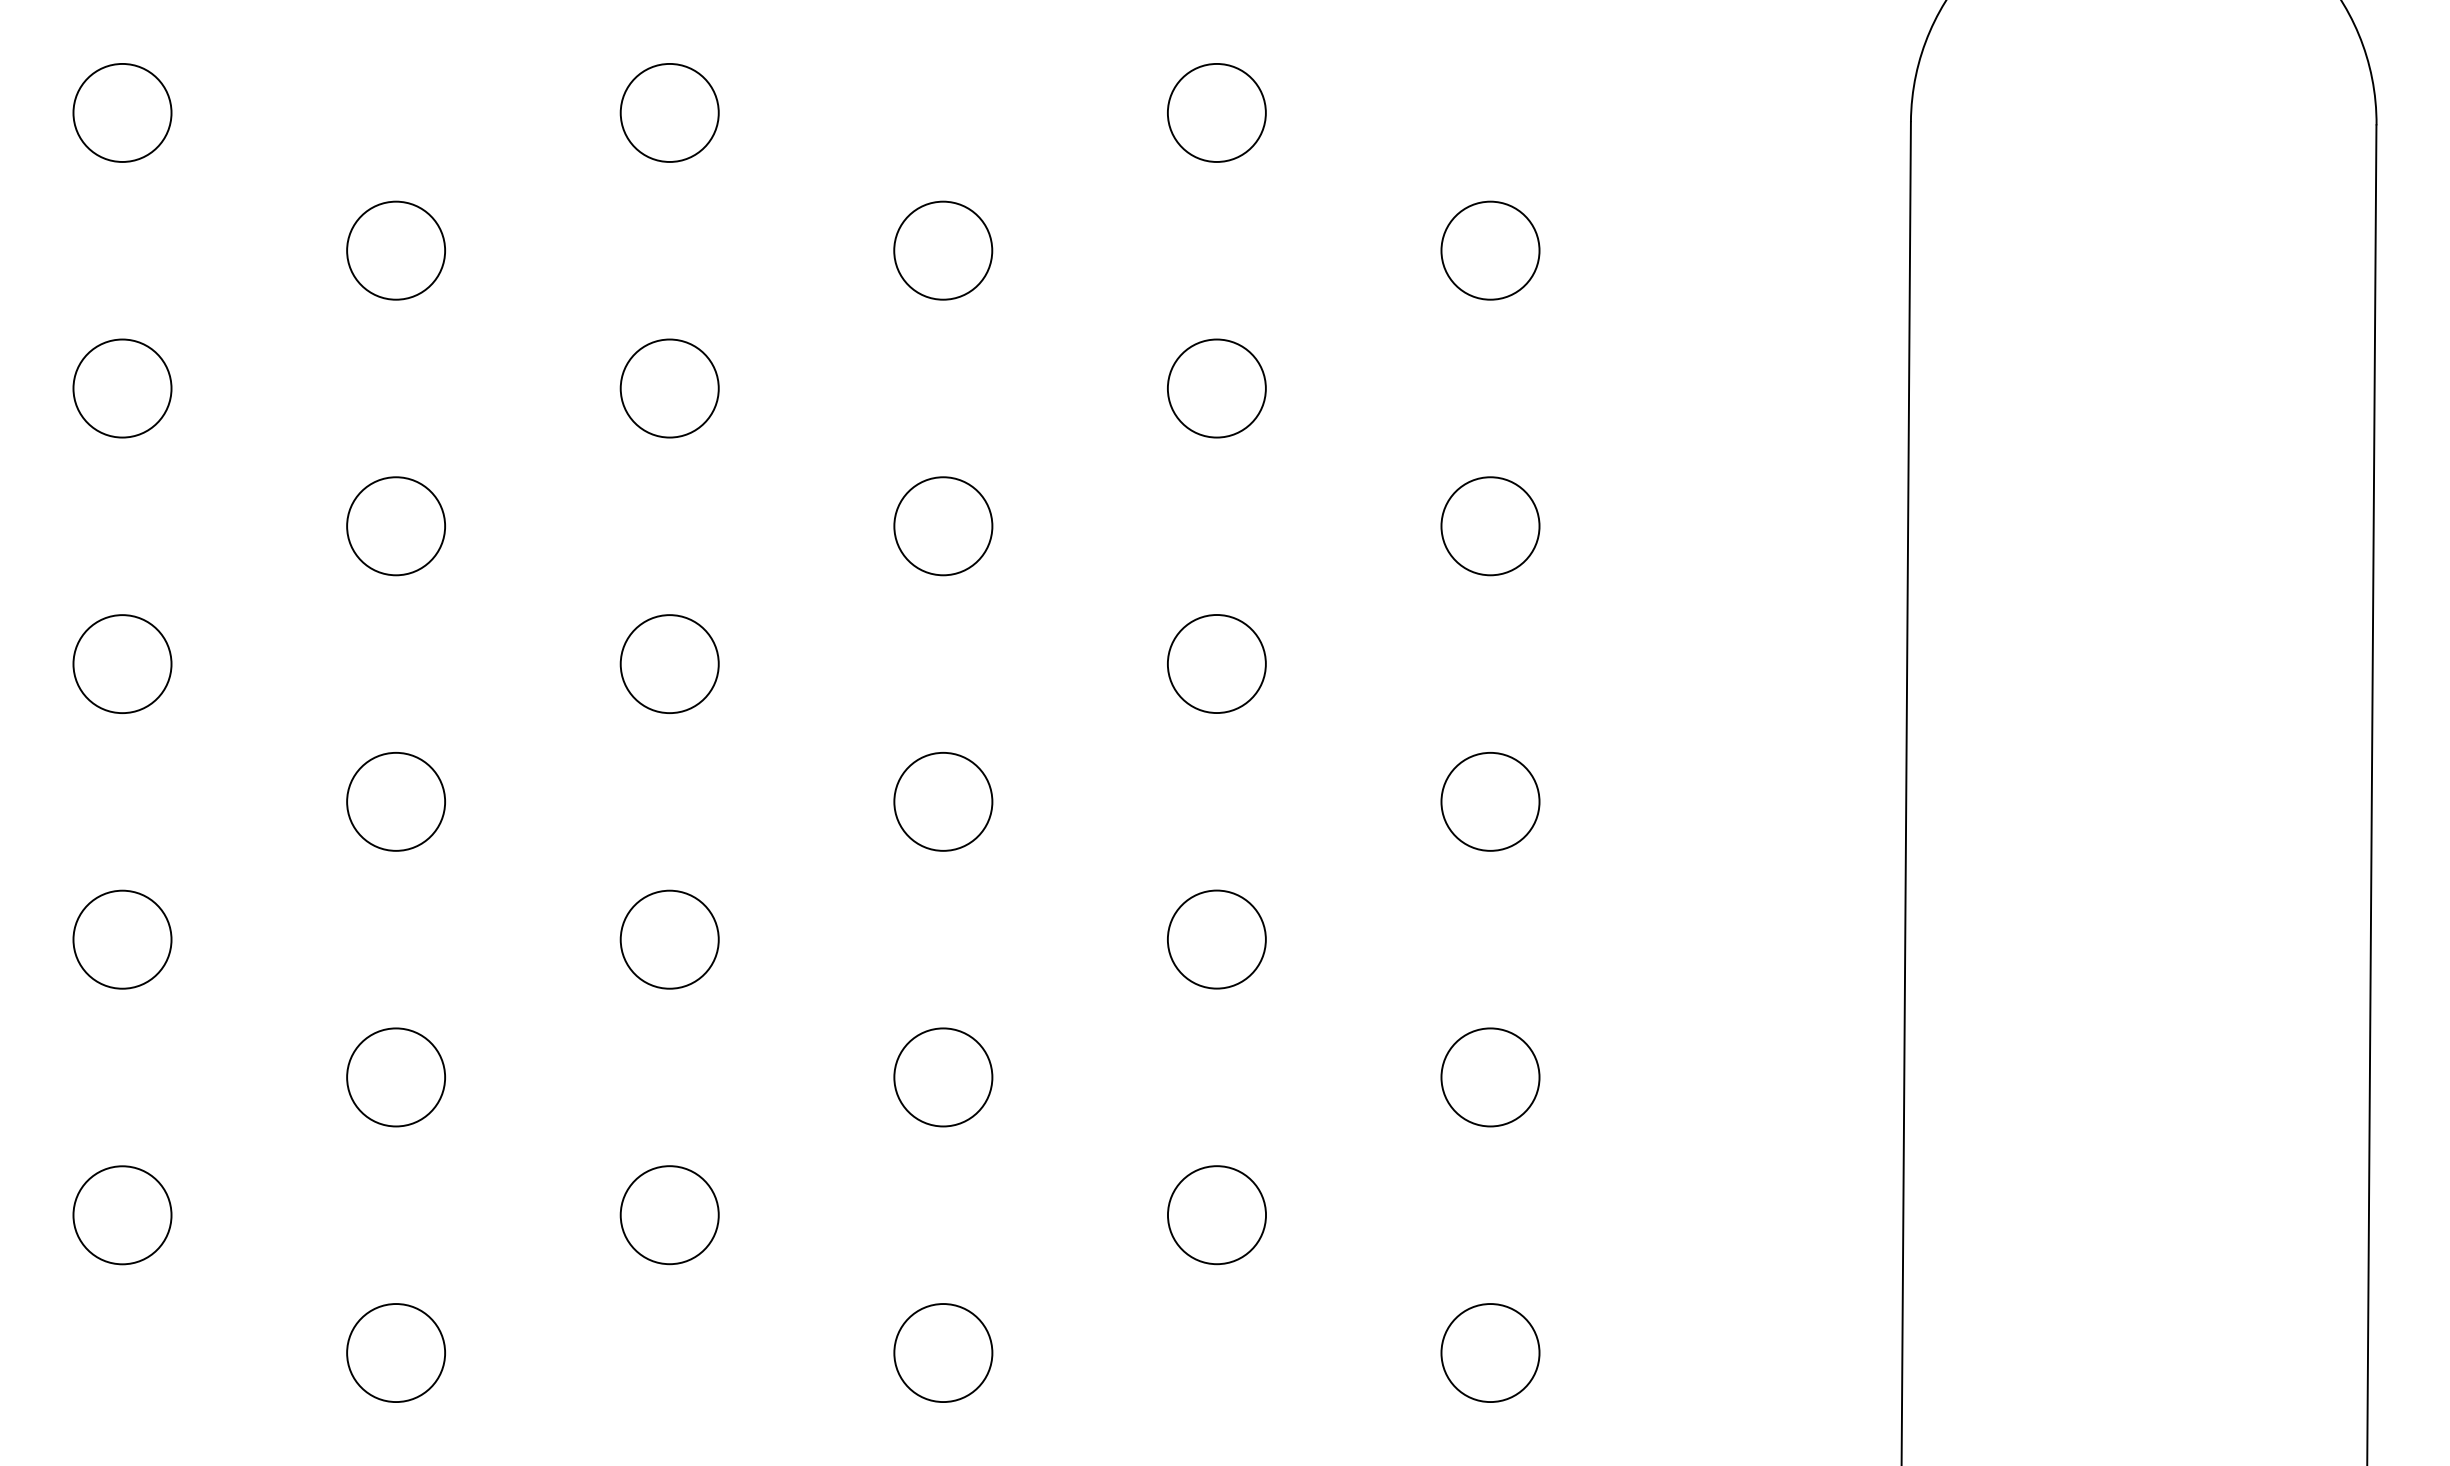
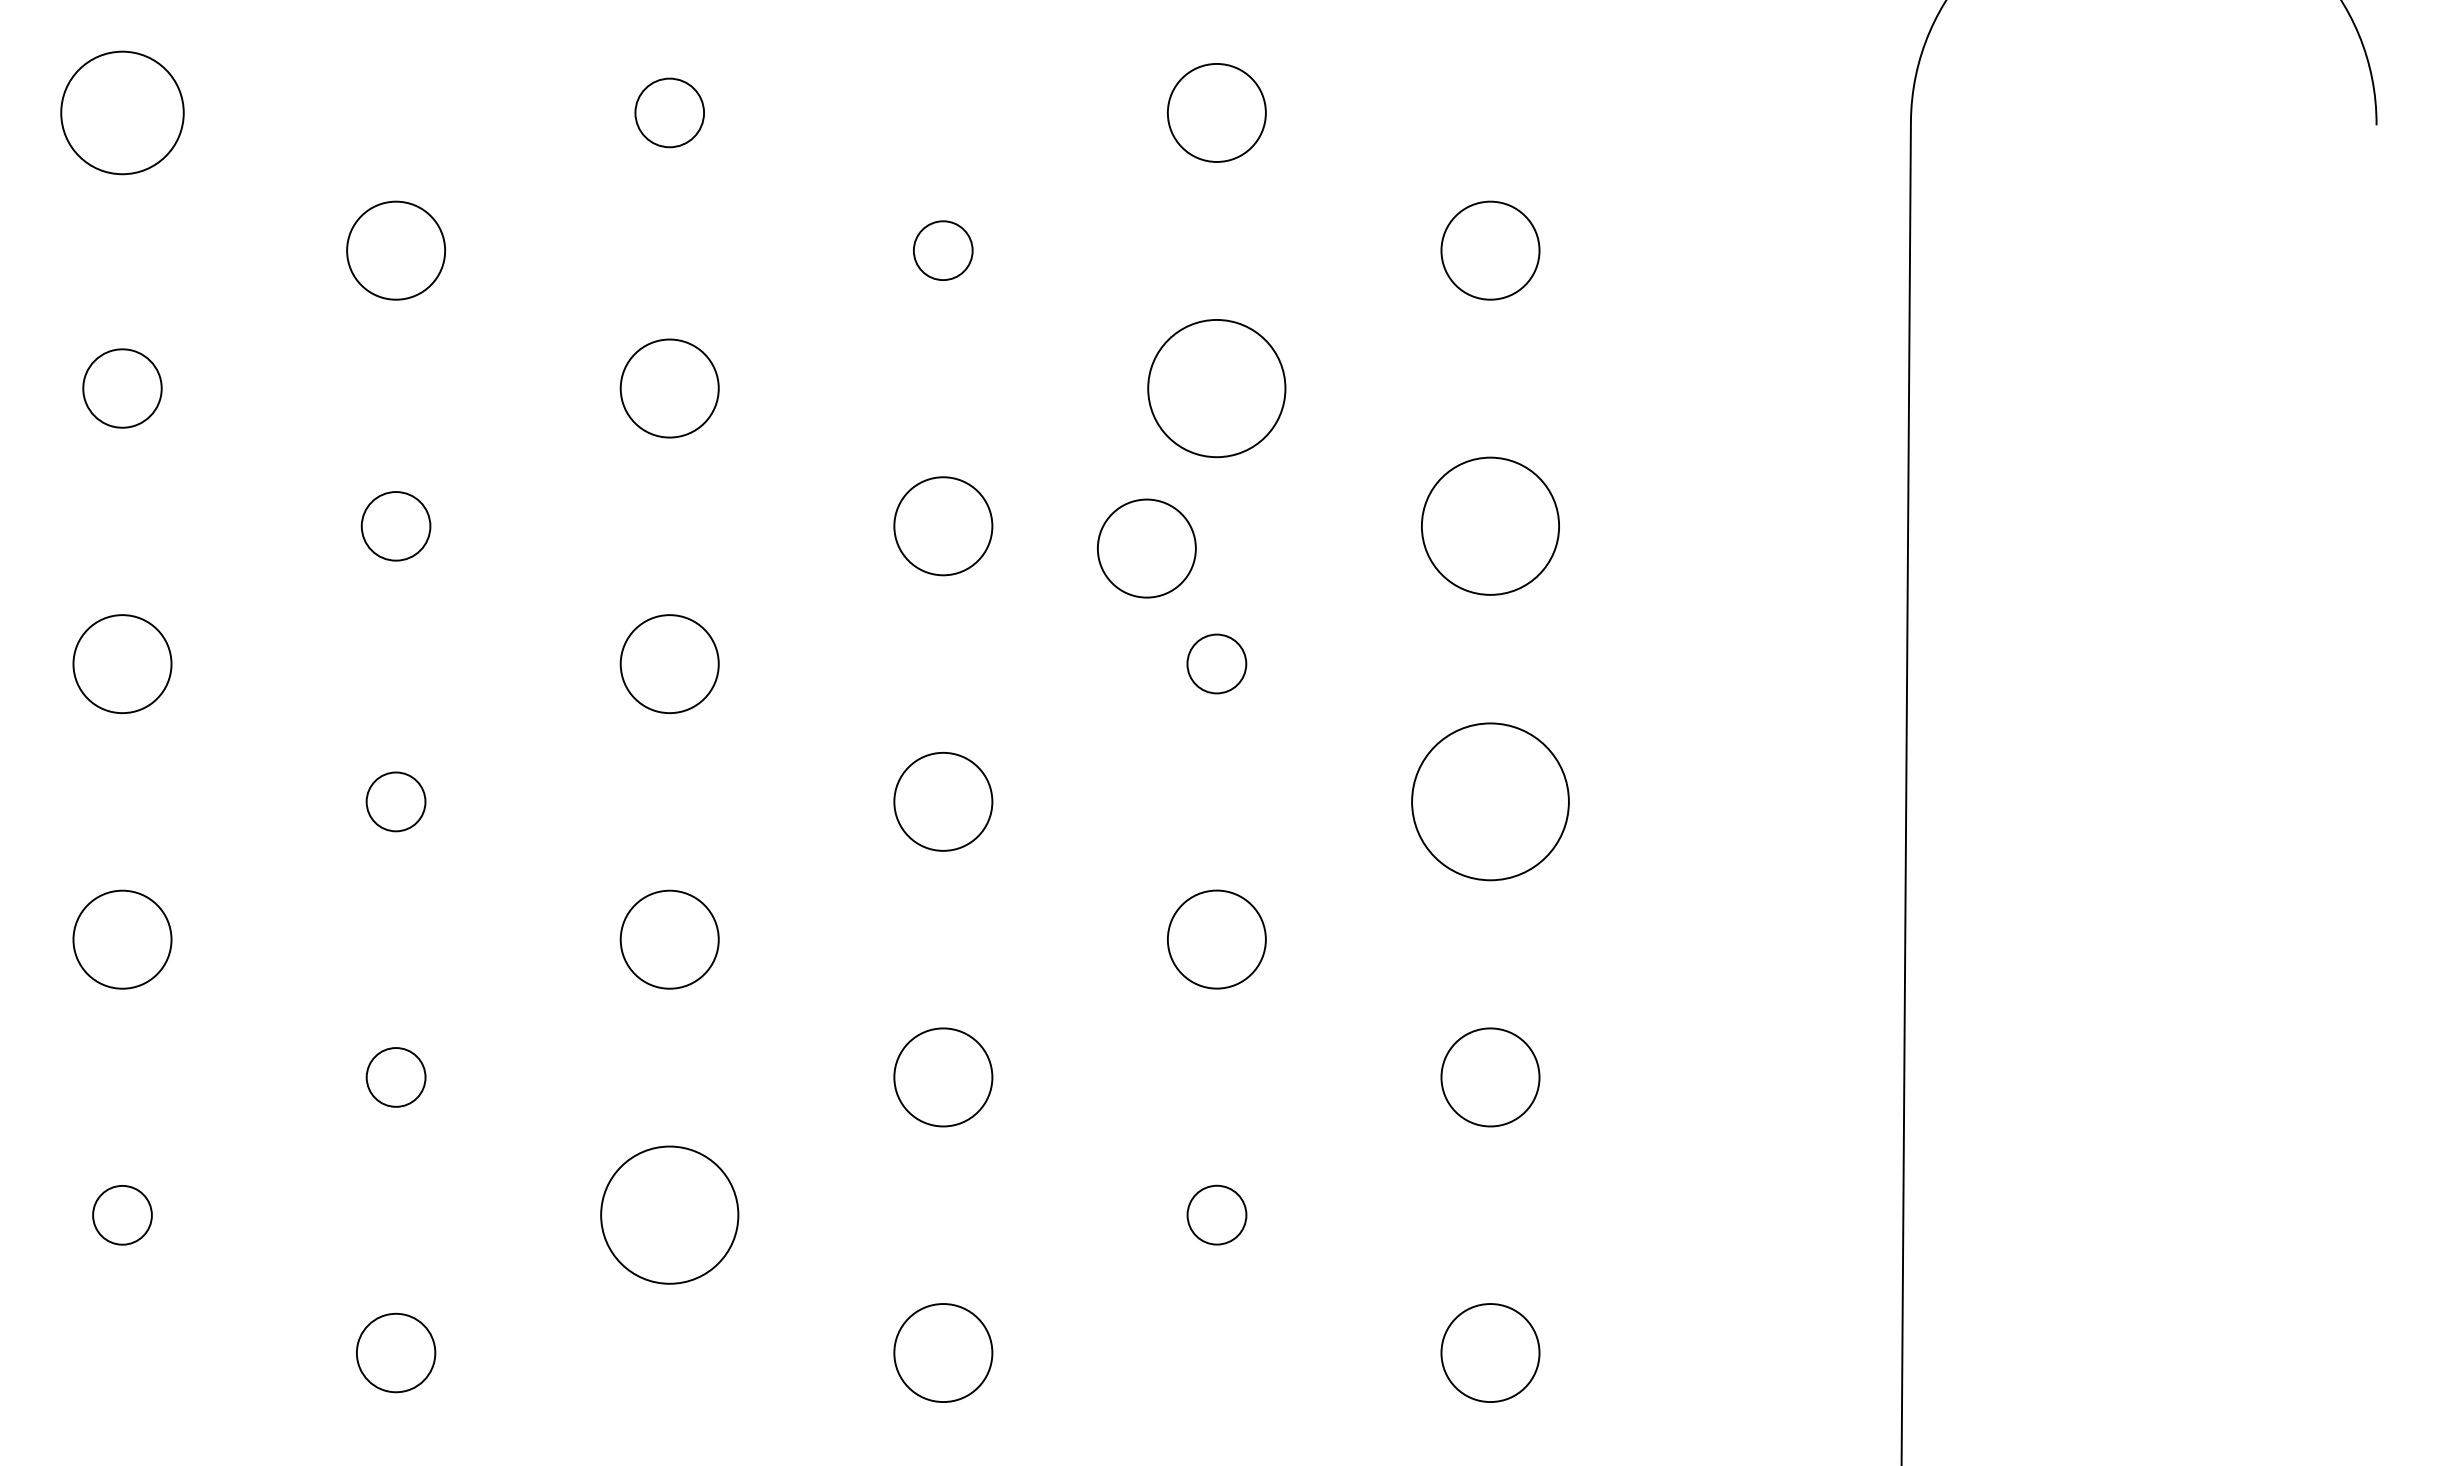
circle diameter: 98 px -> 123 px (122, 112)
circle diameter: 98 px -> 69 px (669, 112)
circle diameter: 98 px -> 59 px (942, 250)
circle diameter: 98 px -> 78 px (122, 388)
circle size: 100x101 px -> 140x140 px (1216, 388)
circle size: 100x101 px -> 72x71 px (395, 526)
circle diameter: 98 px -> 137 px (1490, 525)
circle: none -> present (1146, 548)
circle diameter: 98 px -> 59 px (1216, 663)
line: present -> none (2371, 793)
circle size: 100x100 px -> 62x62 px (395, 801)
circle diameter: 98 px -> 157 px (1490, 801)
circle diameter: 98 px -> 59 px (395, 1077)
circle diameter: 98 px -> 59 px (122, 1214)
circle diameter: 98 px -> 137 px (669, 1214)
circle diameter: 98 px -> 59 px (1216, 1214)
circle size: 100x100 px -> 81x82 px (396, 1352)
